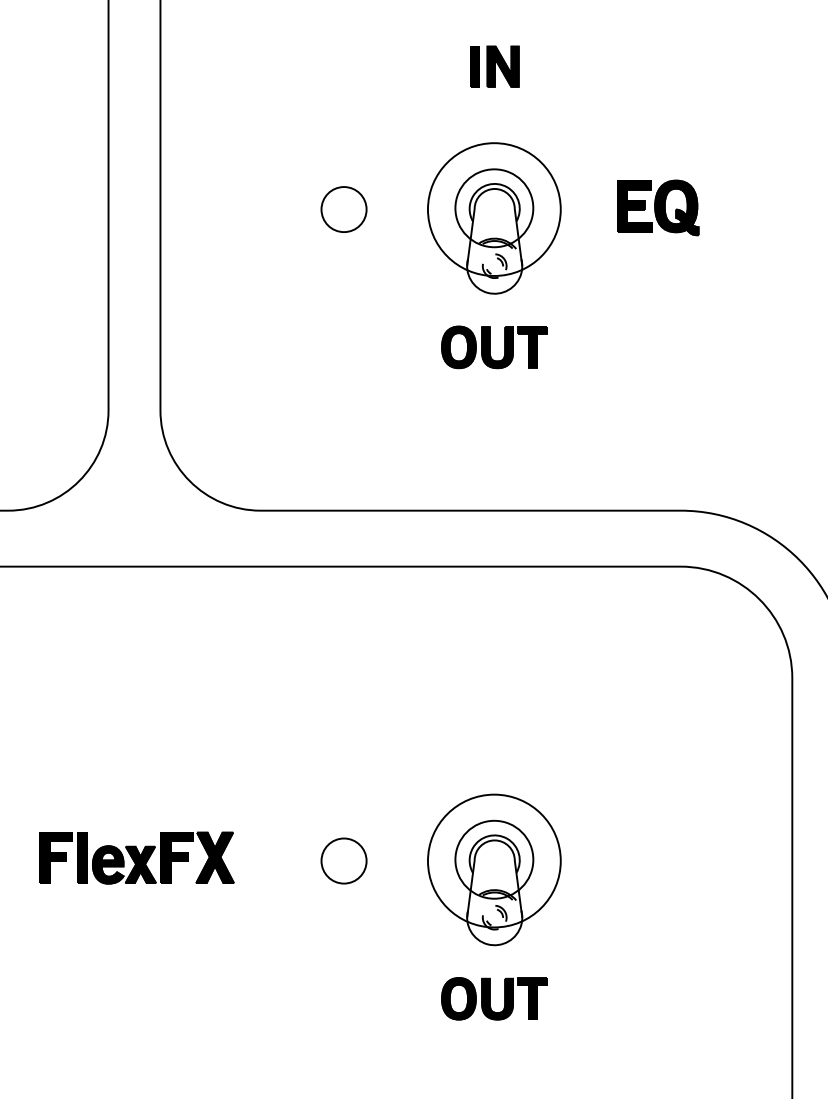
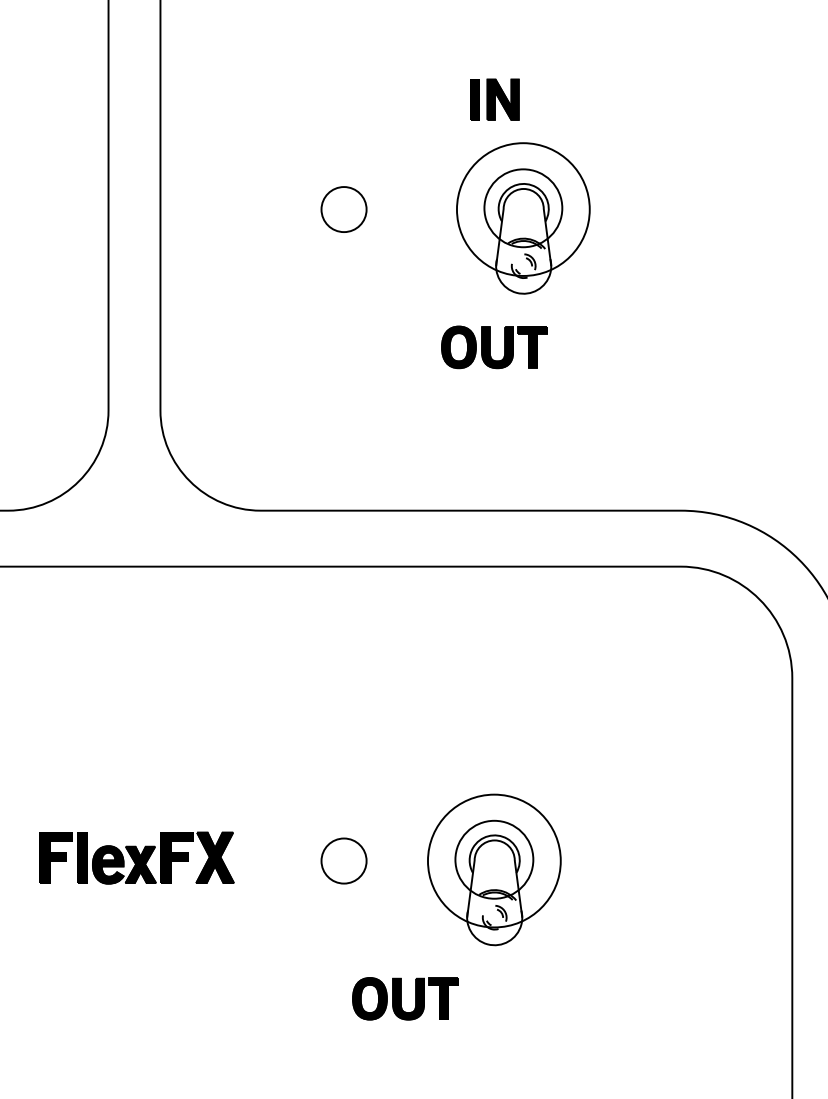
part position: (494, 66) -> (494, 99) (494, 99)
part: present -> none (658, 207)
part position: (494, 218) -> (523, 218) (523, 218)
part position: (494, 998) -> (405, 998) (405, 998)
